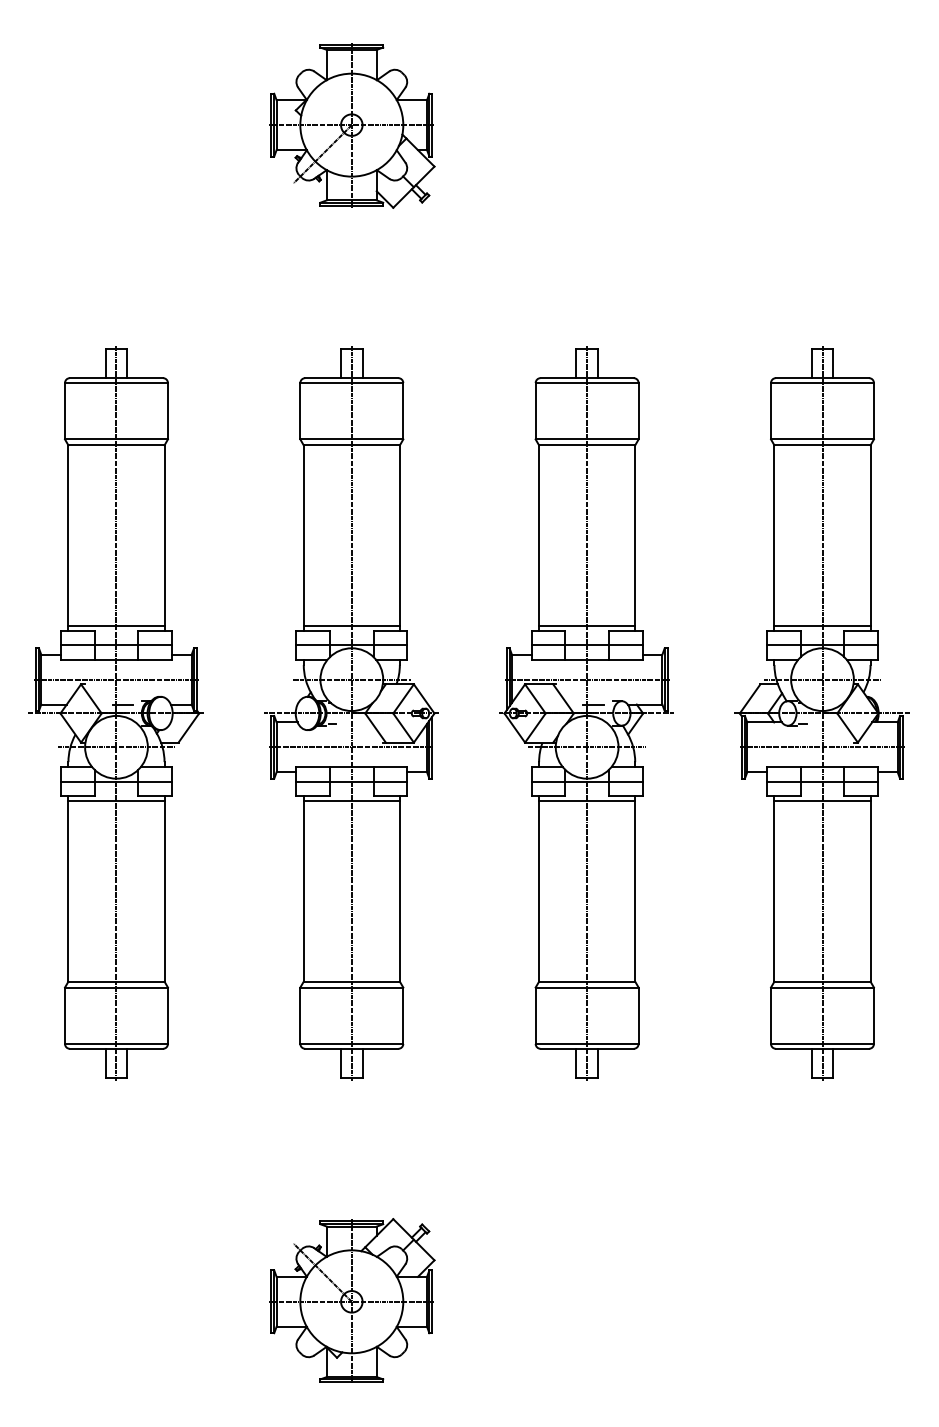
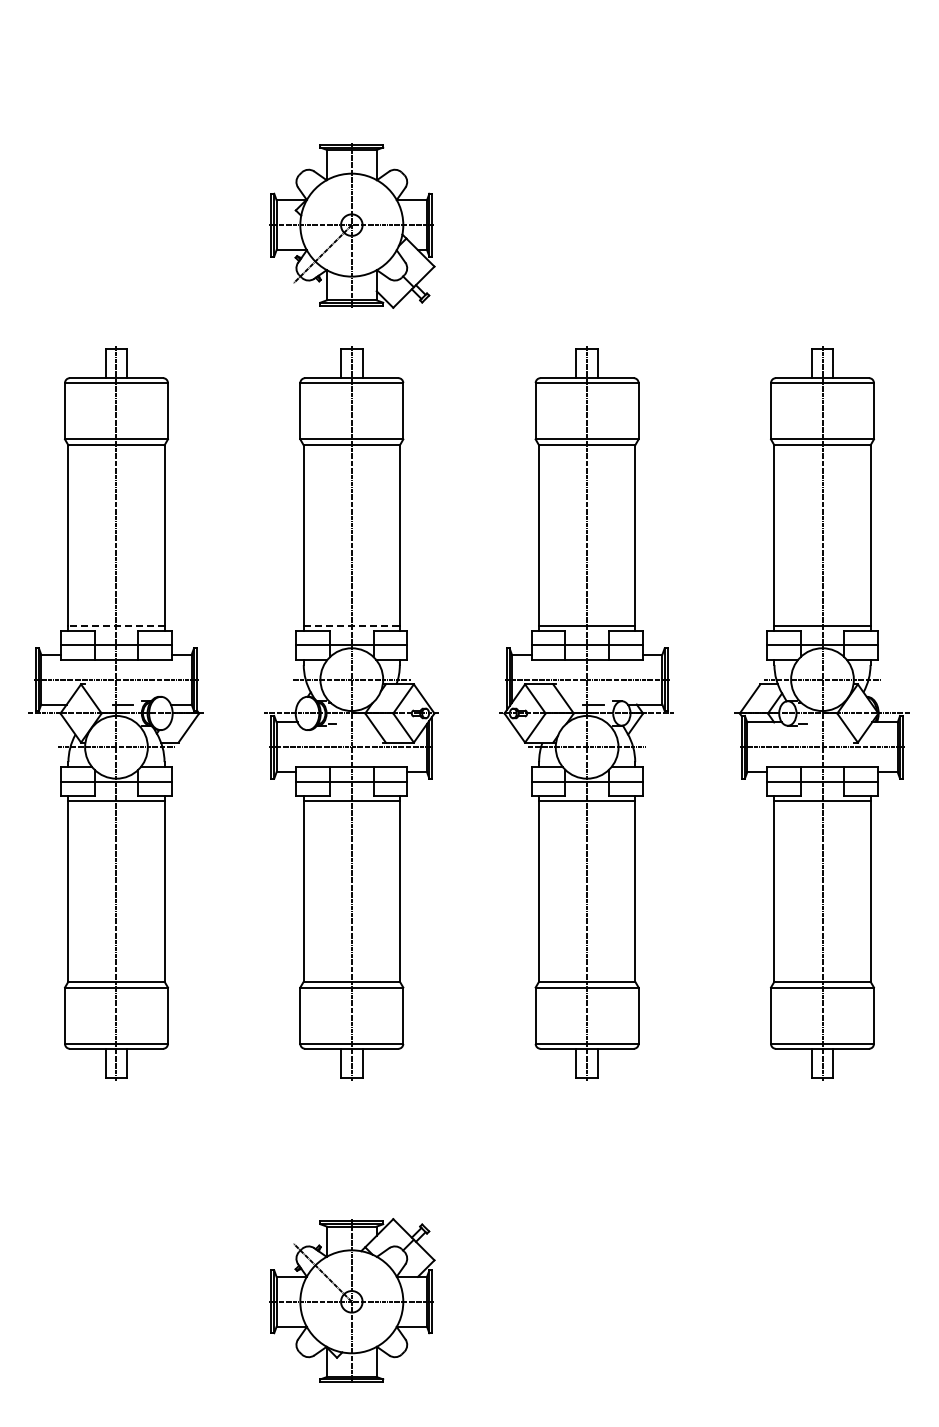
part position: (352, 125) -> (352, 225) (352, 225)
line: solid -> dashed (116, 625)
line: solid -> dashed (352, 625)
